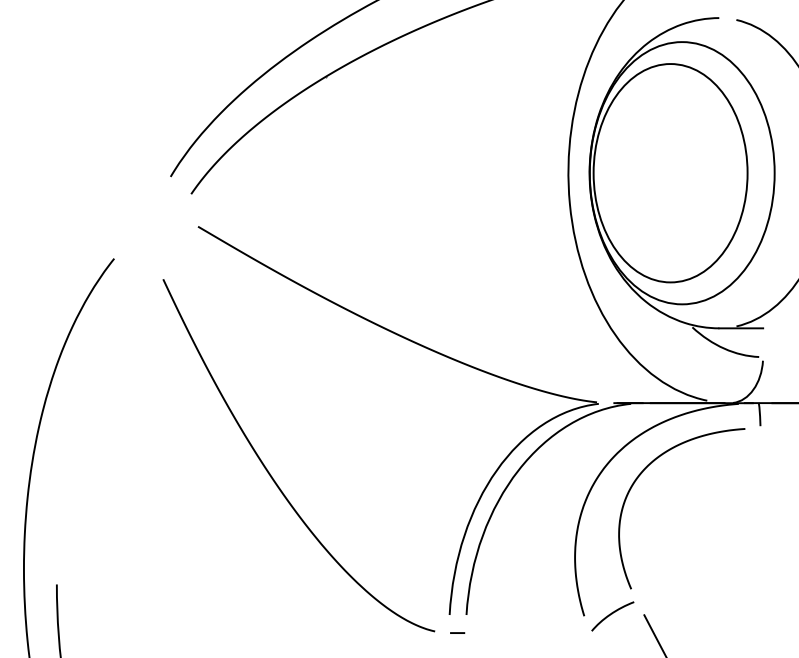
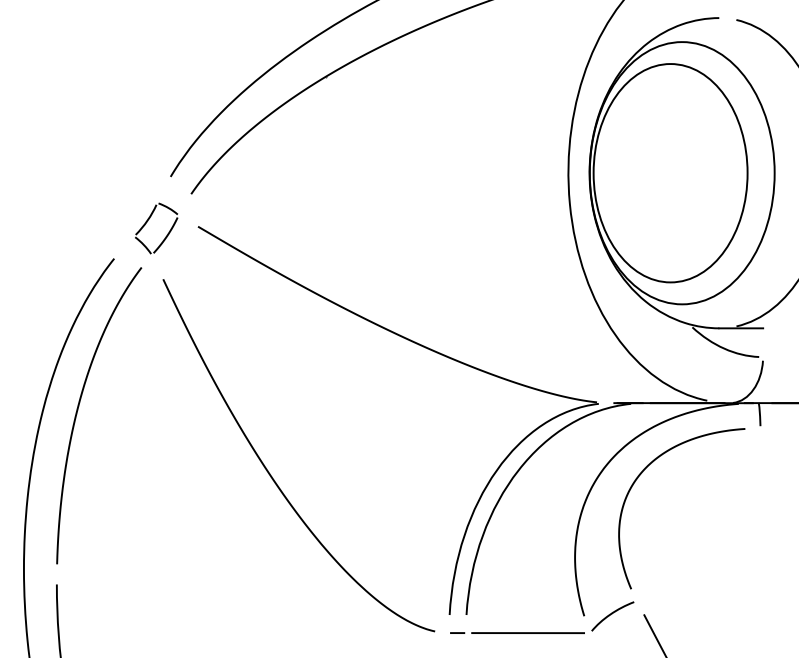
part: none -> present (148, 221)
curve: none -> present (78, 410)
line: none -> present (528, 633)
